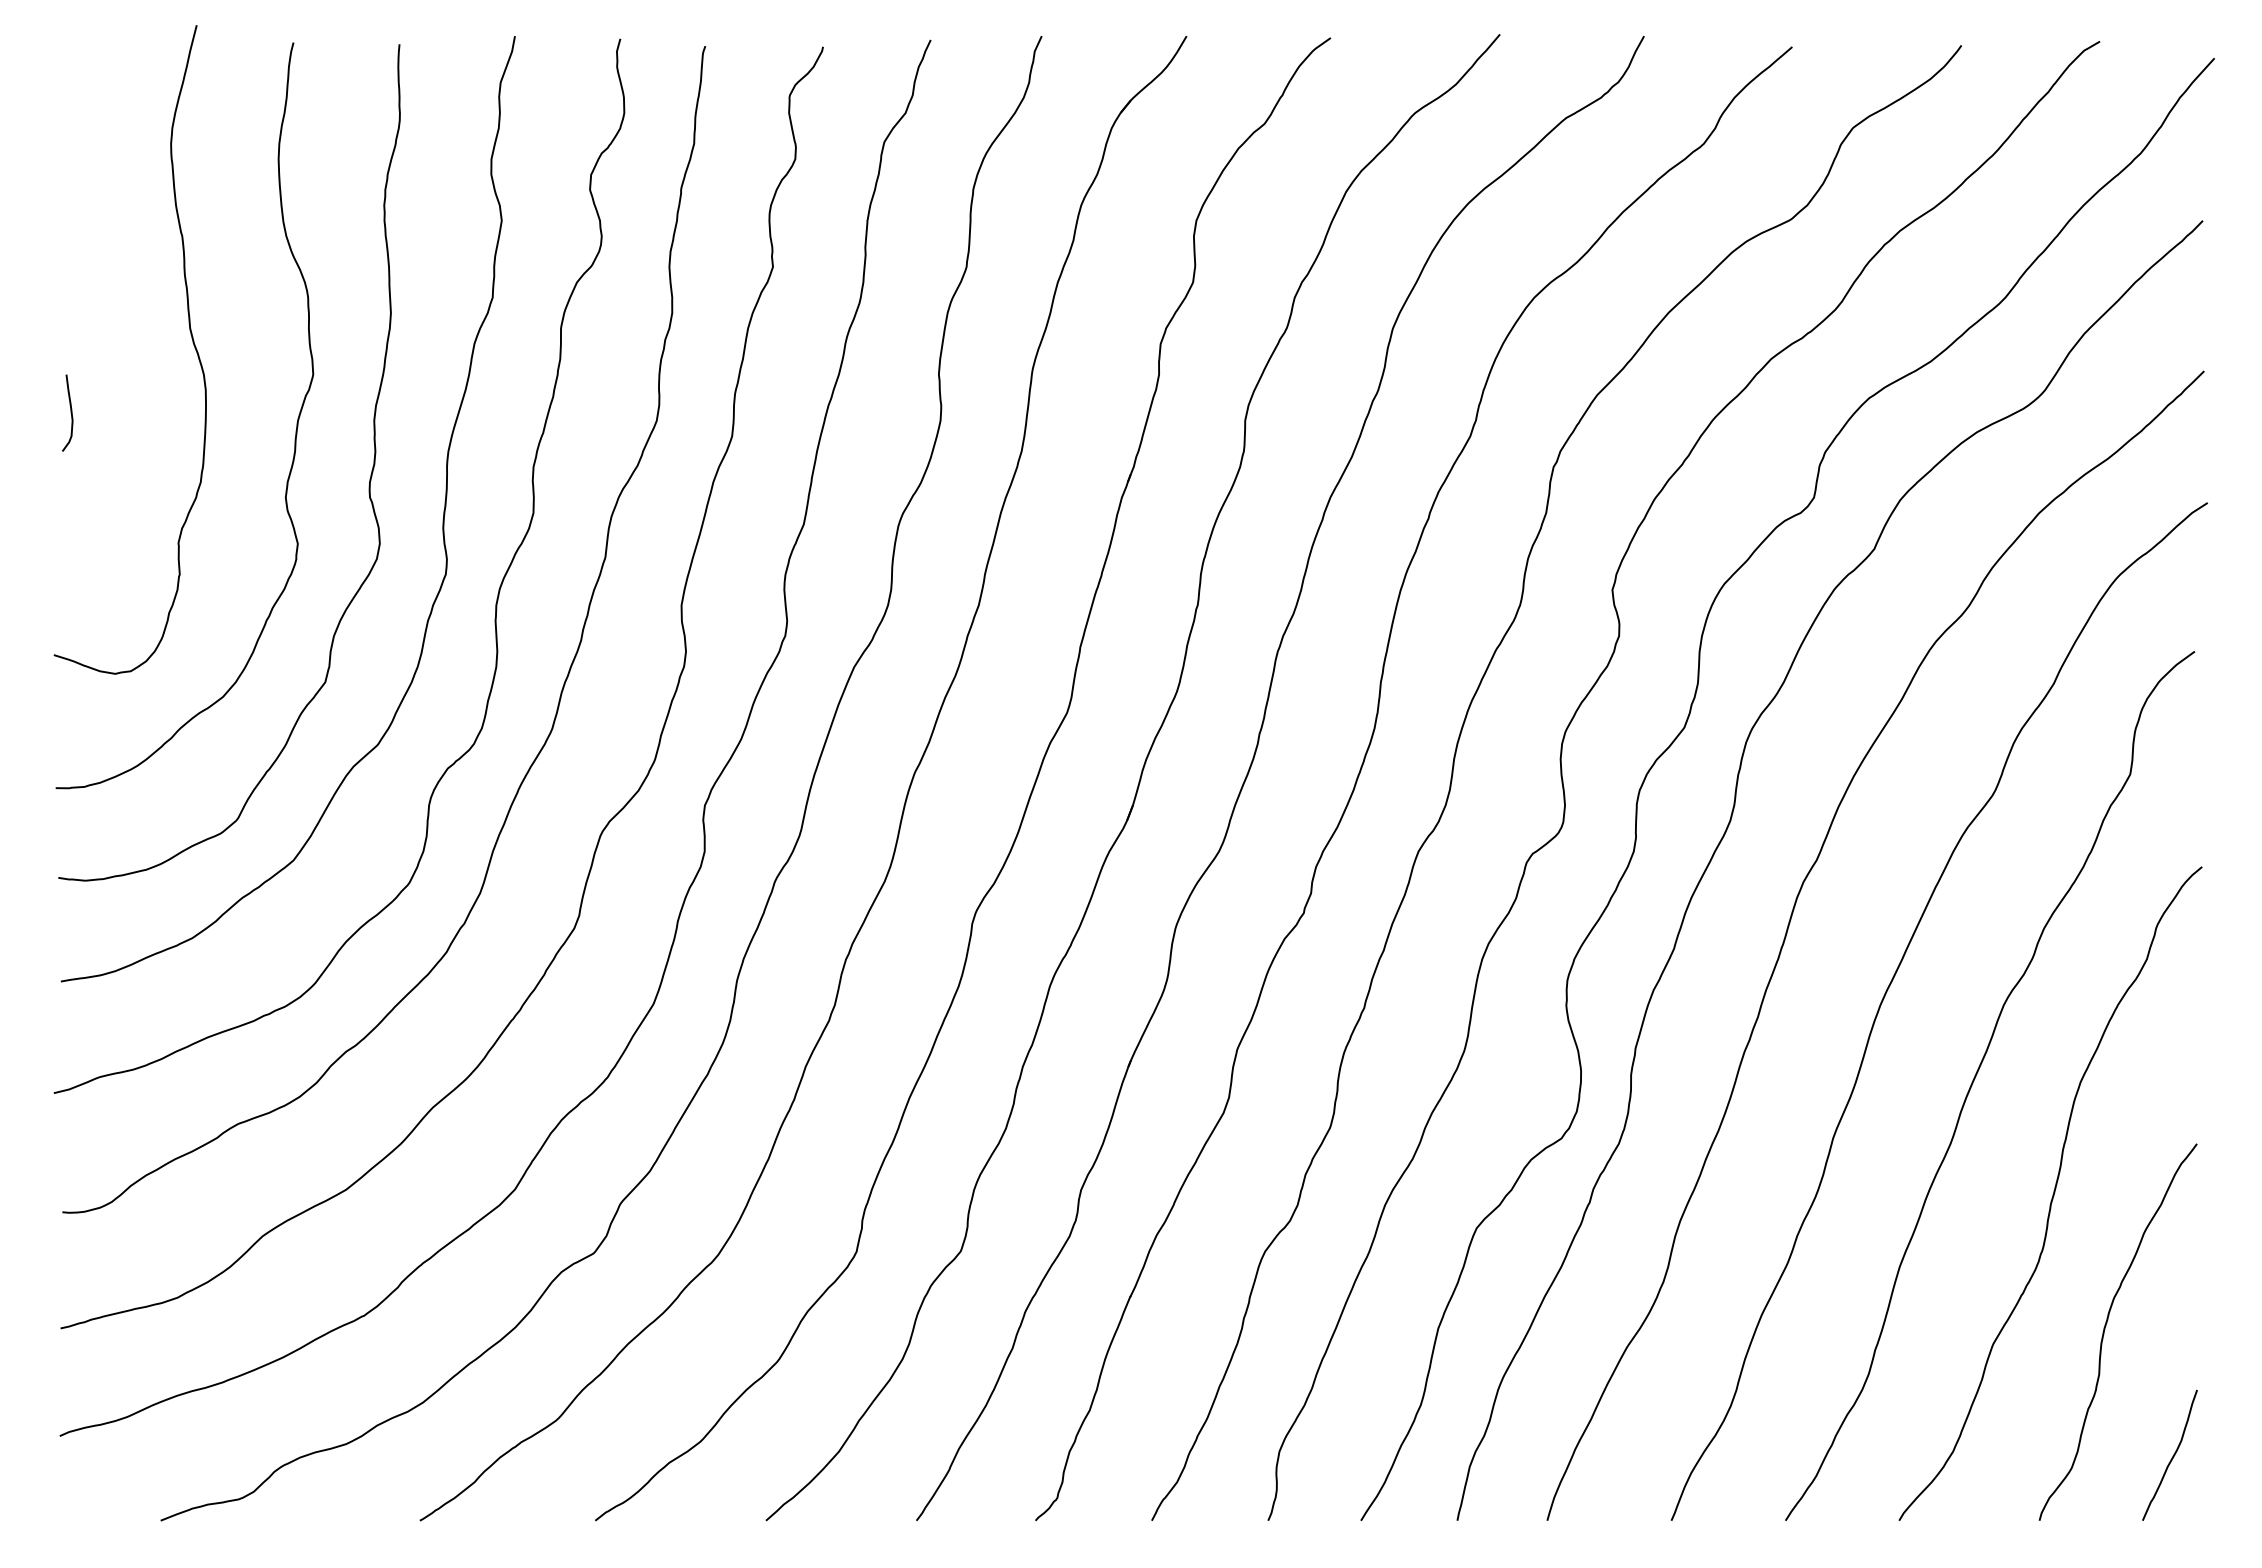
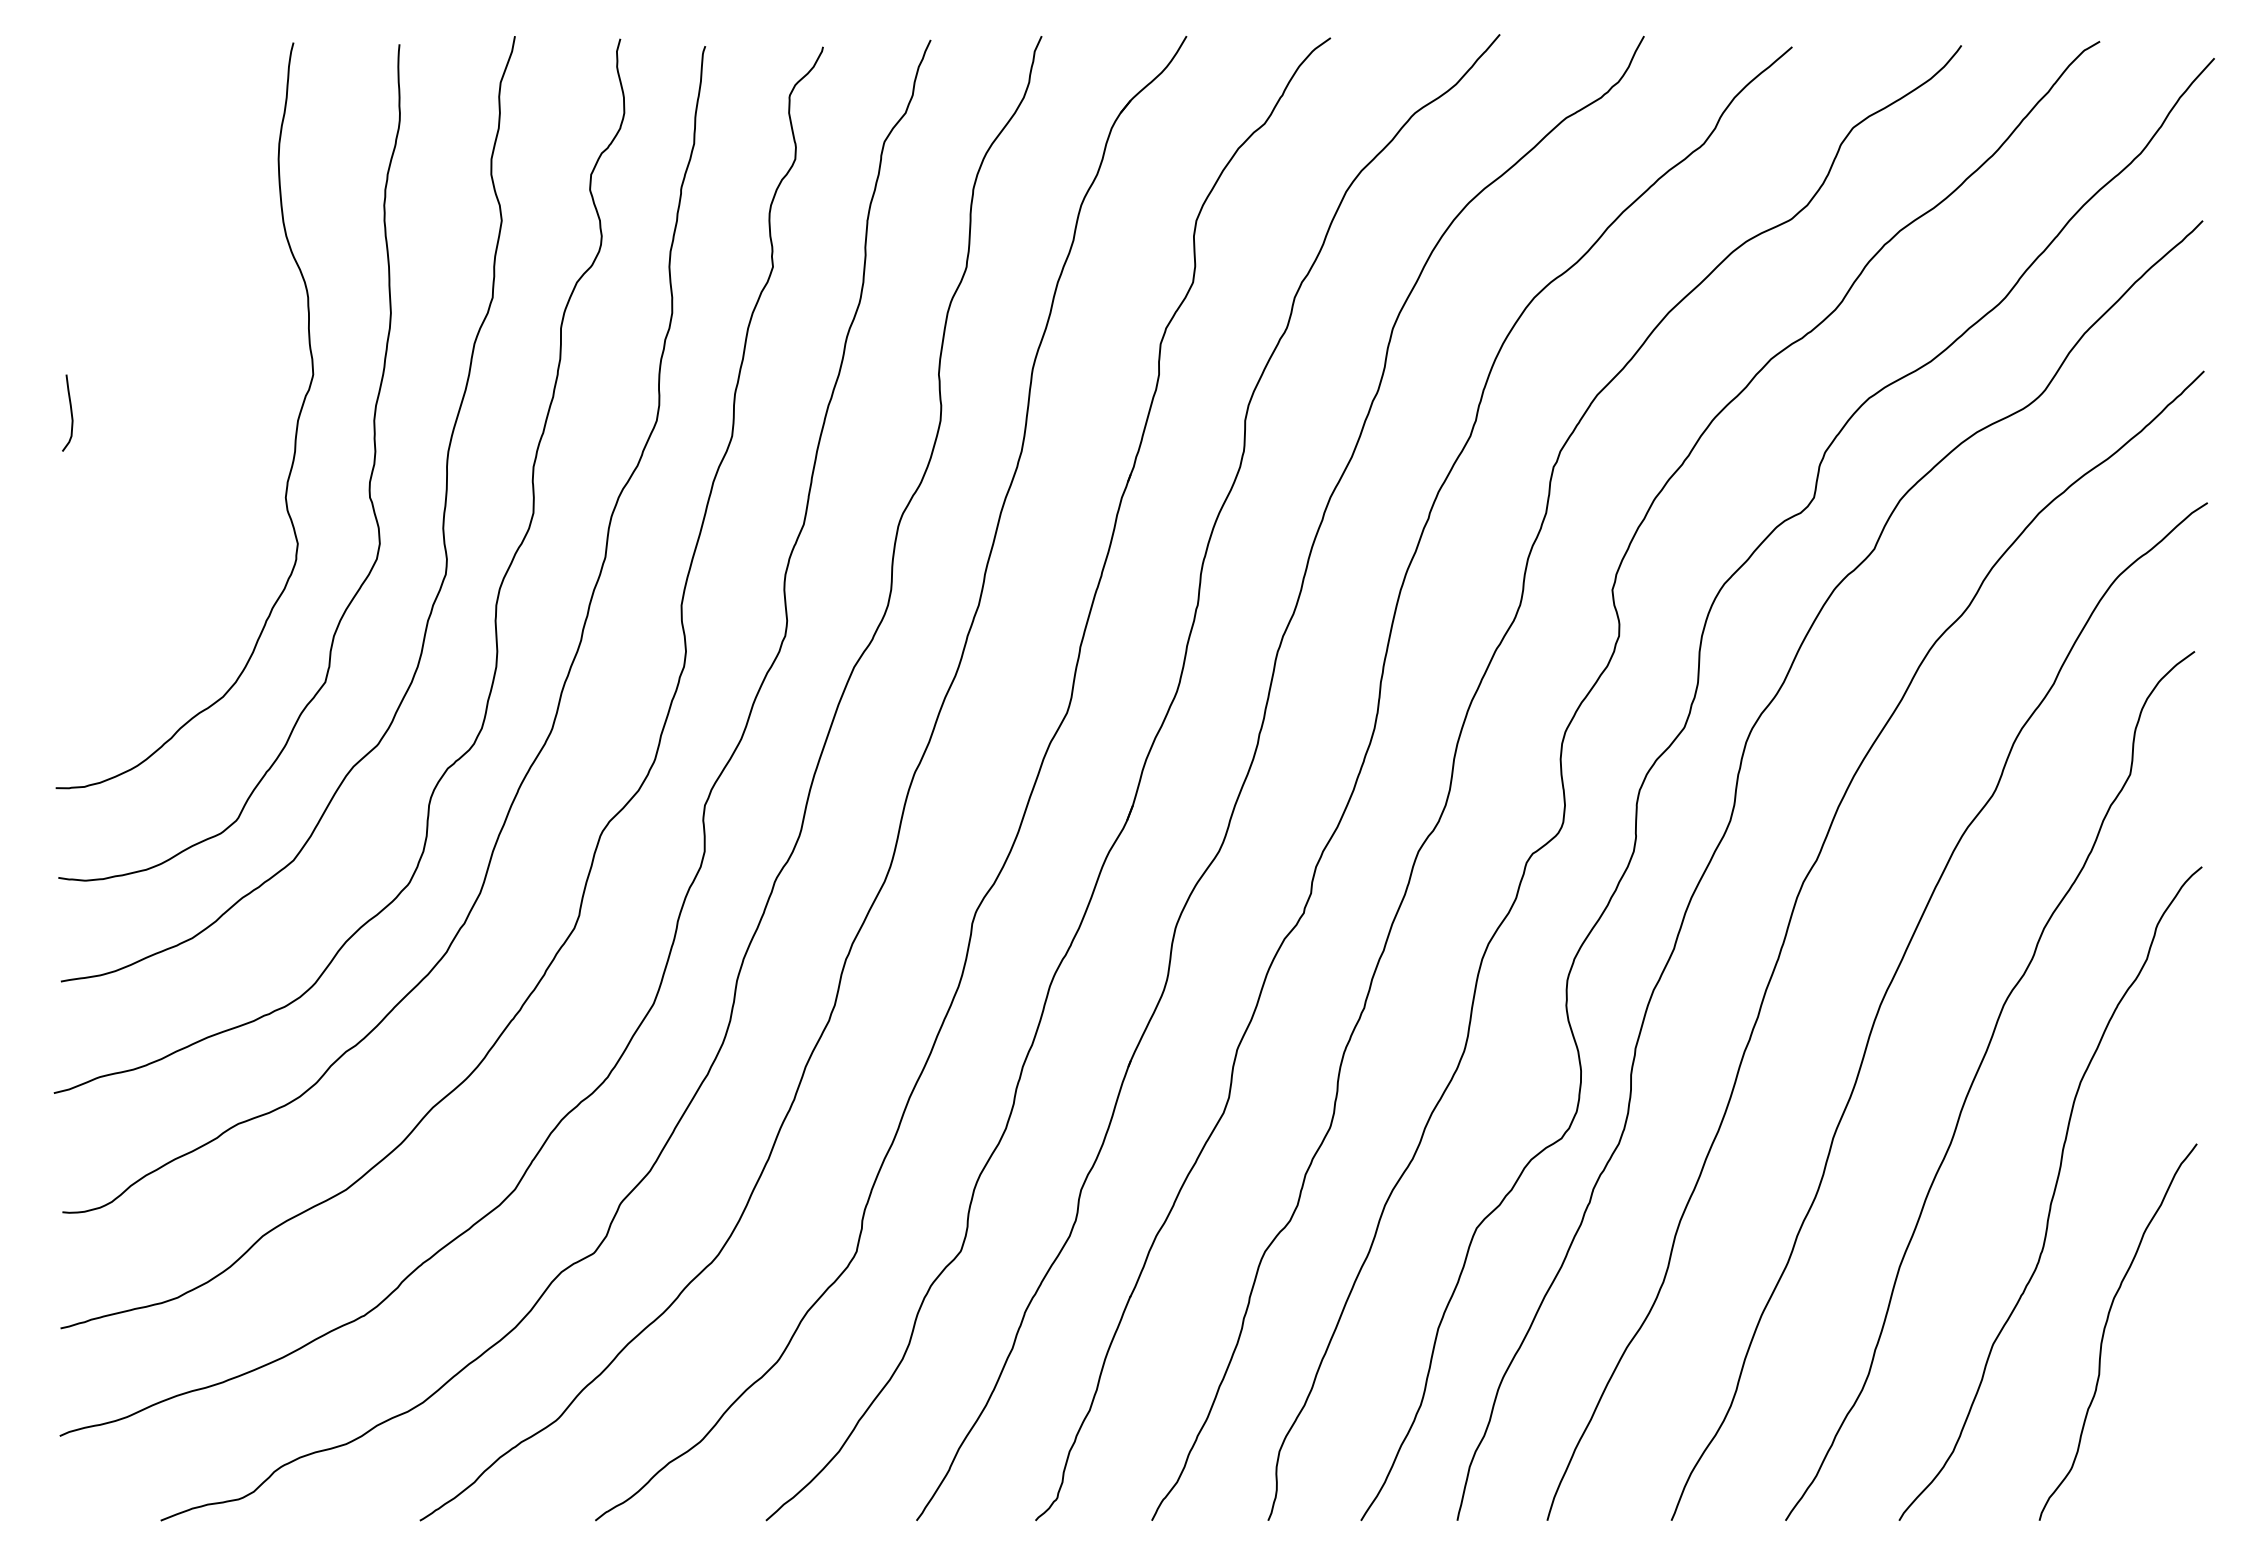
curve: present -> none (190, 334)
curve: present -> none (2172, 1456)
